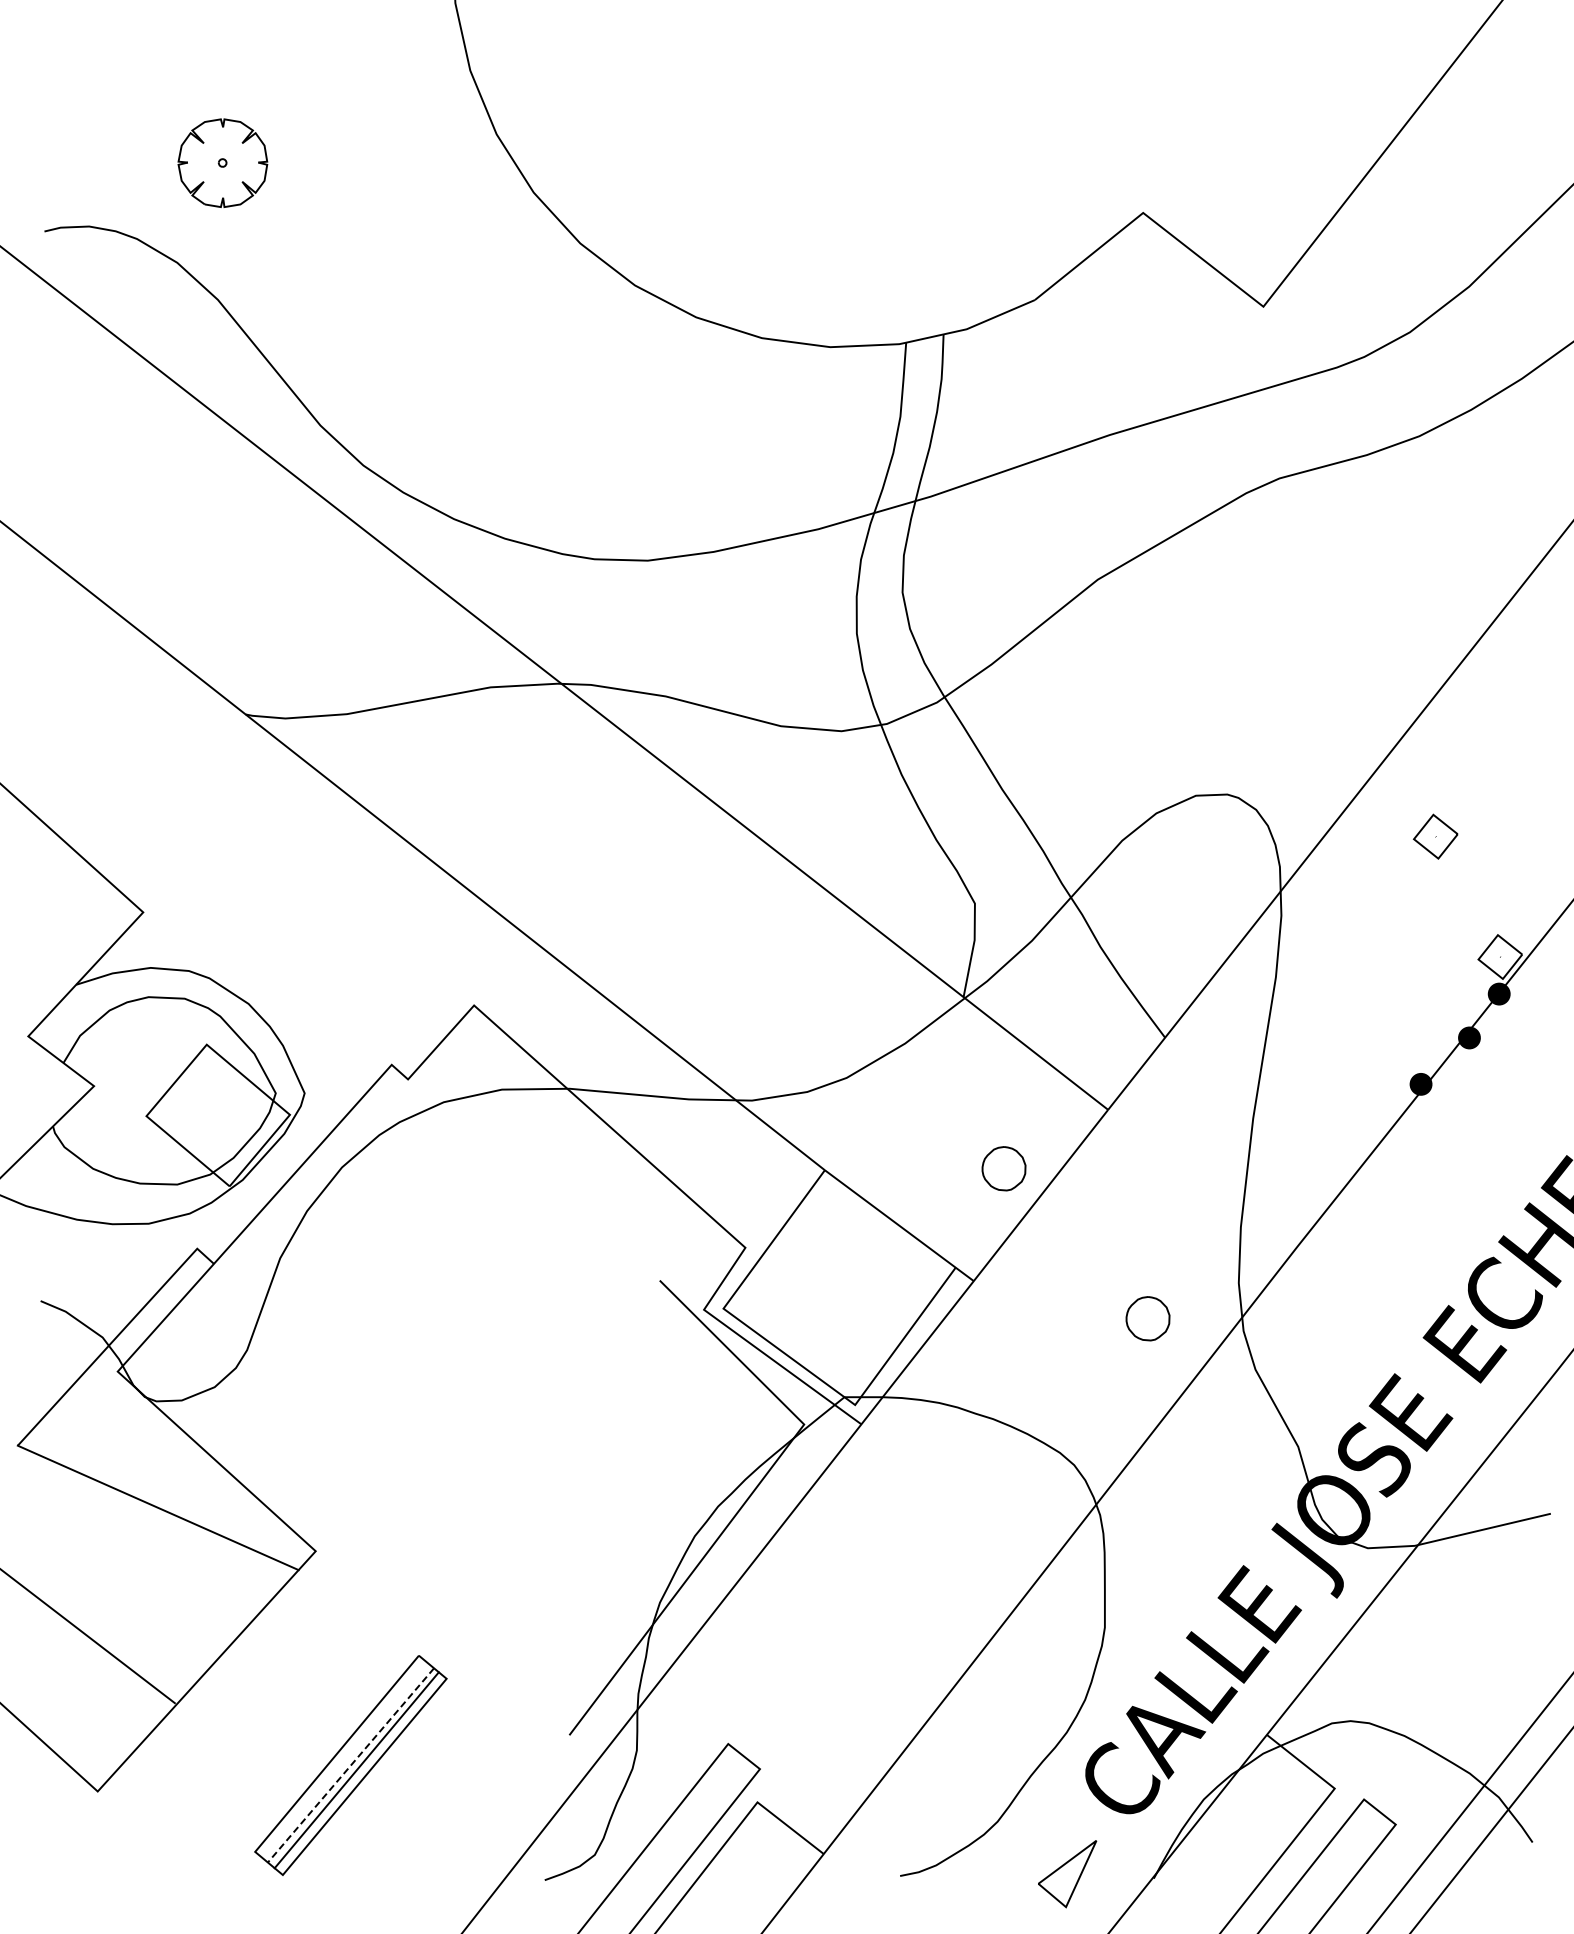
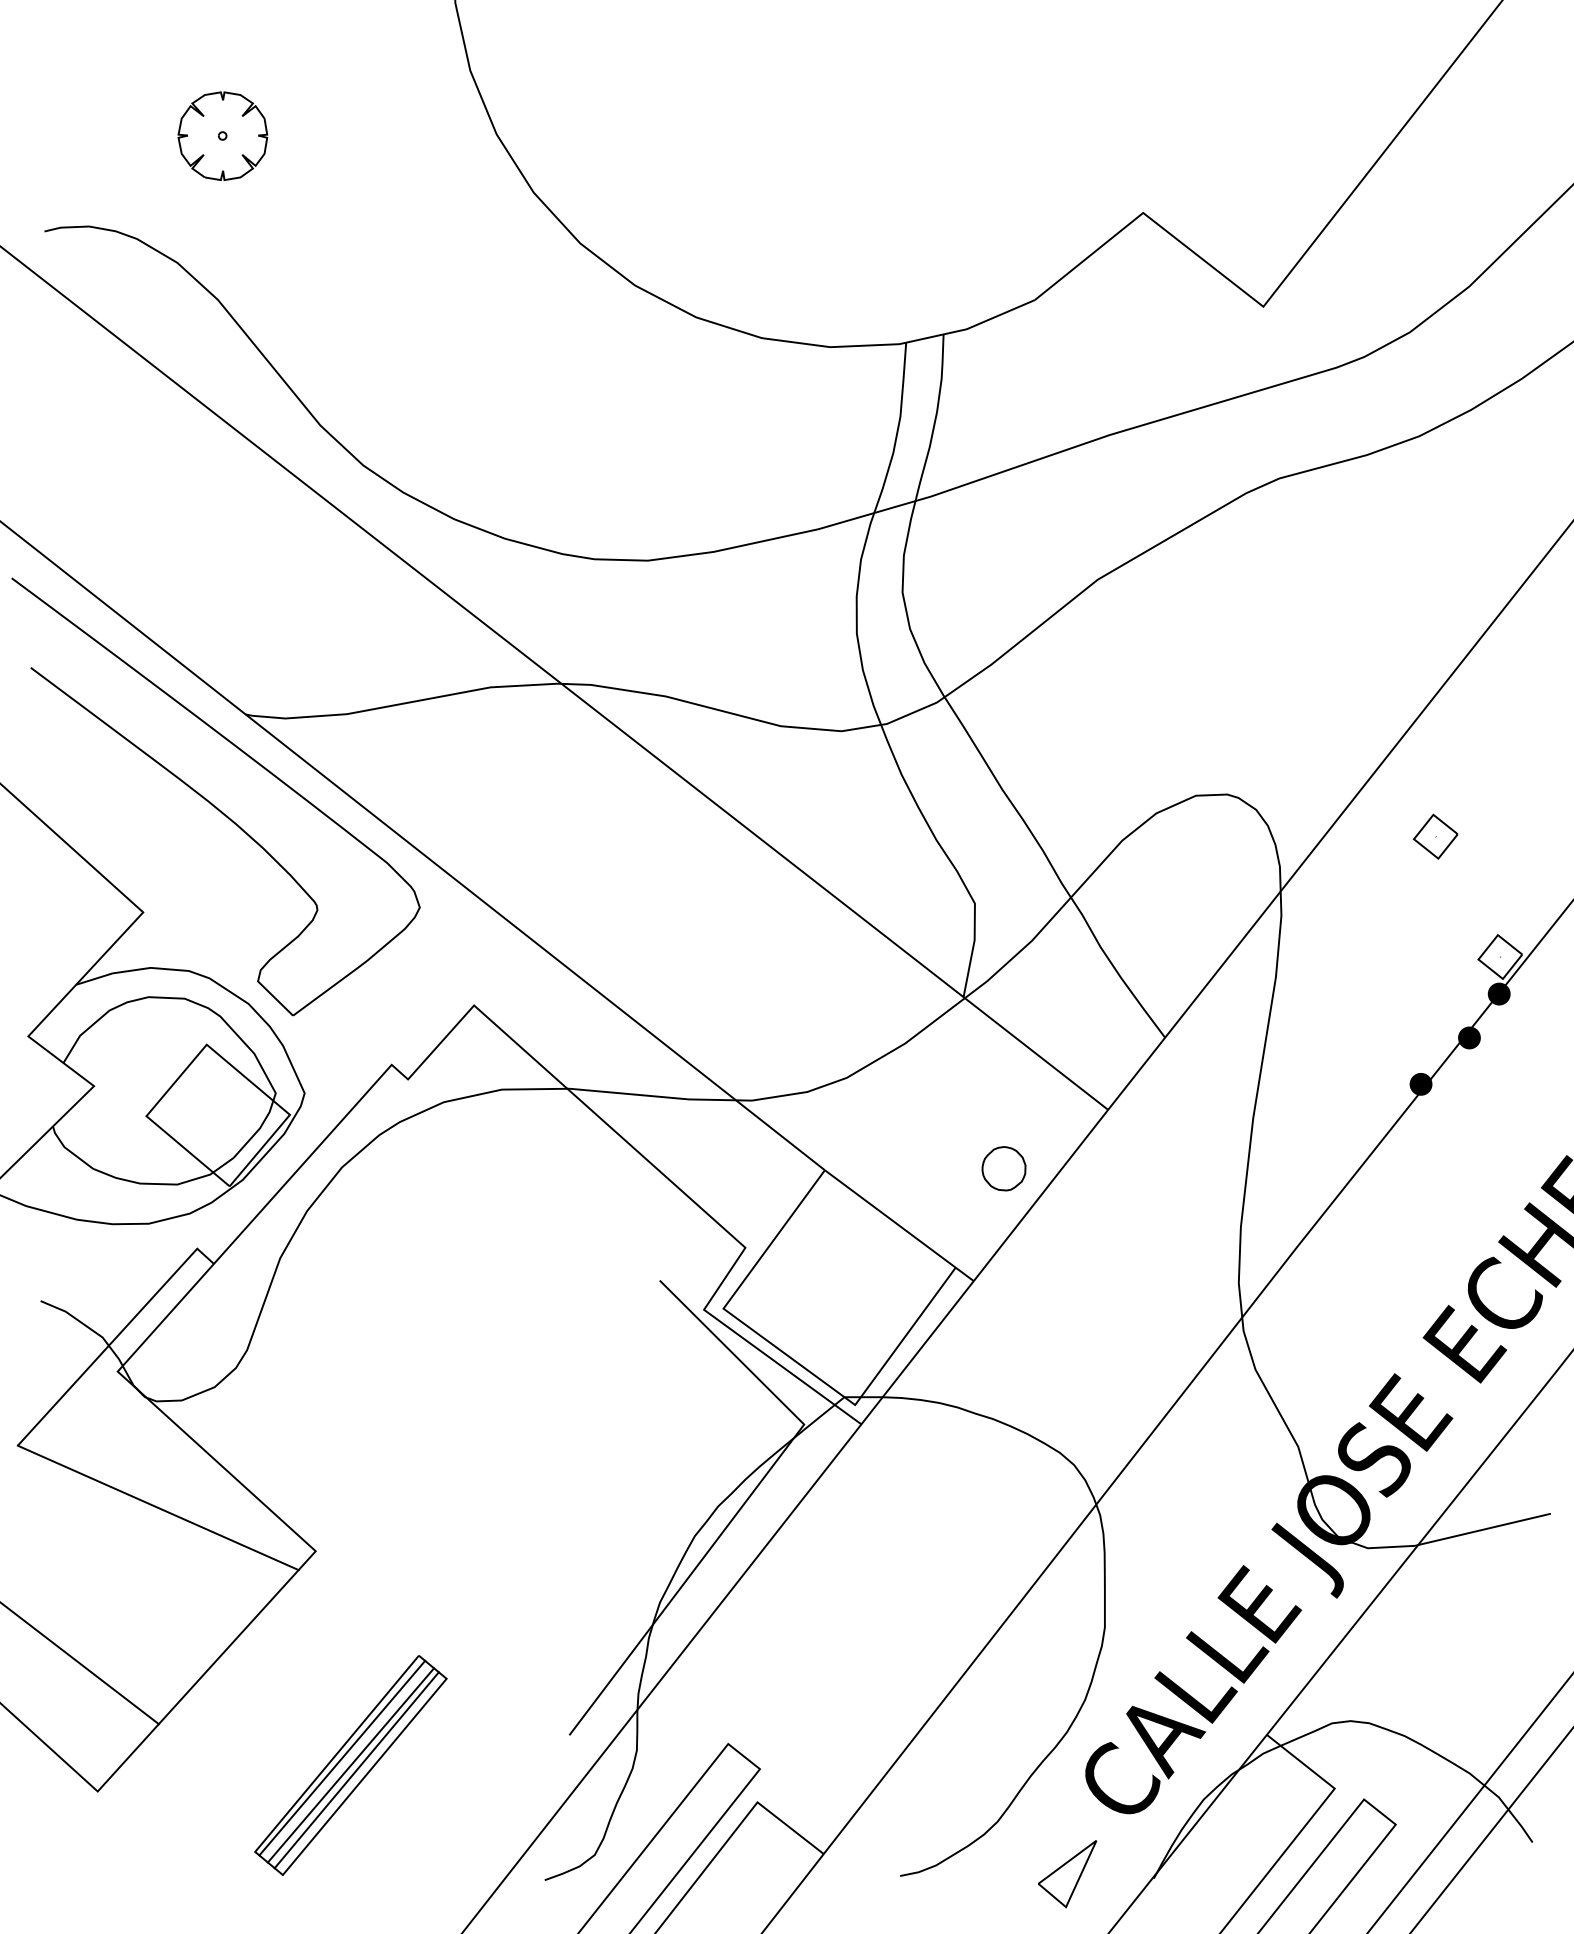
part position: (222, 162) -> (222, 135) (222, 135)
part: none -> present (210, 801)
part: present -> none (1147, 1318)
line position: (88, 1636) -> (80, 1663) (80, 1663)
line: none -> present (342, 1757)
line: dashed -> solid (350, 1765)
